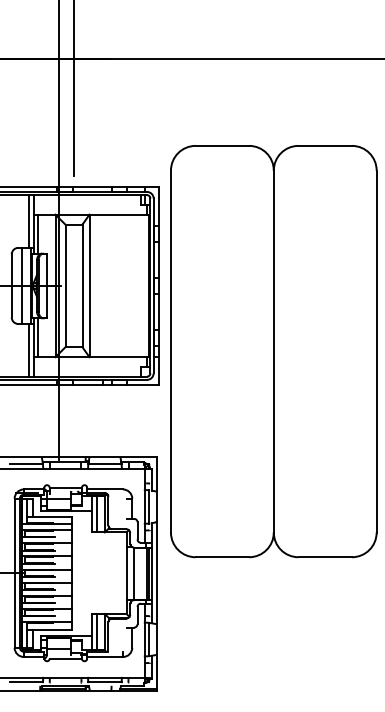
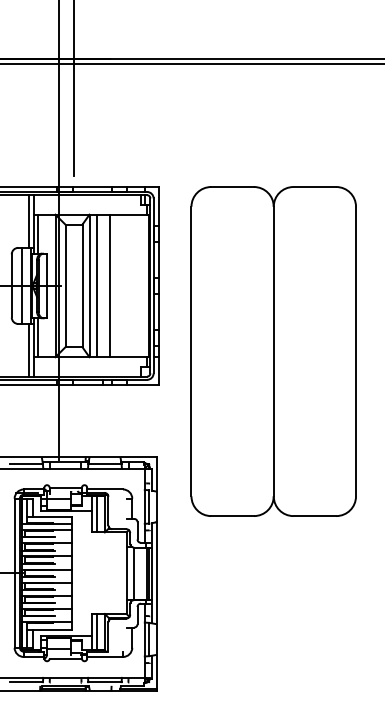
line: none -> present (191, 63)
line: none -> present (97, 285)
line: none -> present (110, 285)
part size: 208x414 px -> 167x331 px (273, 351)
